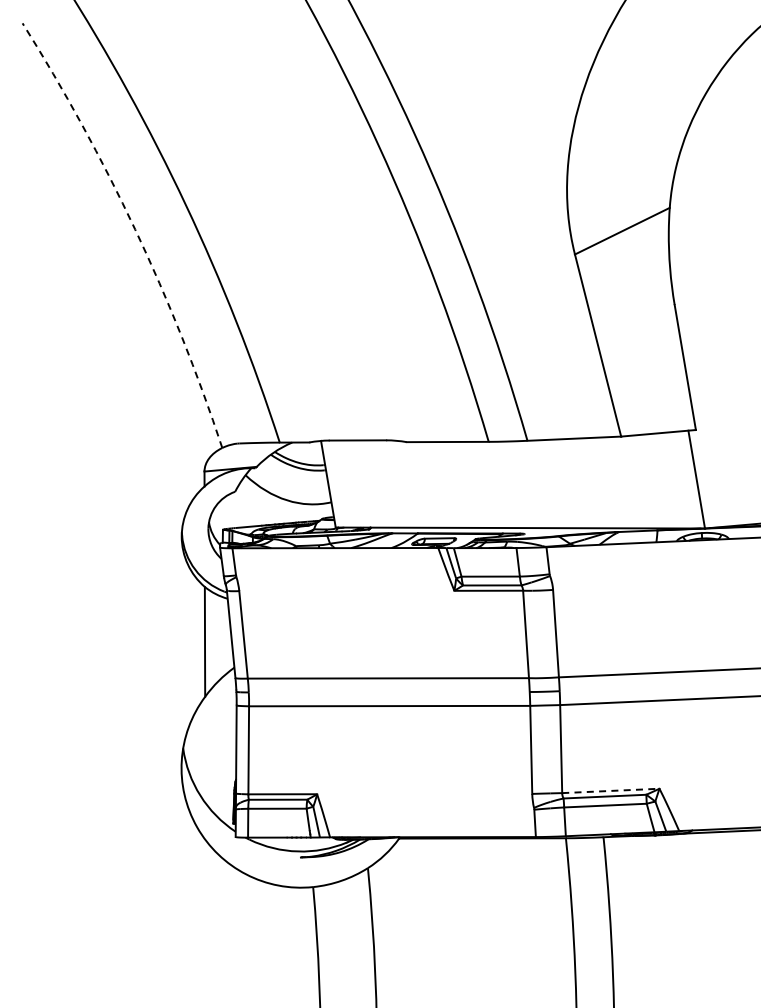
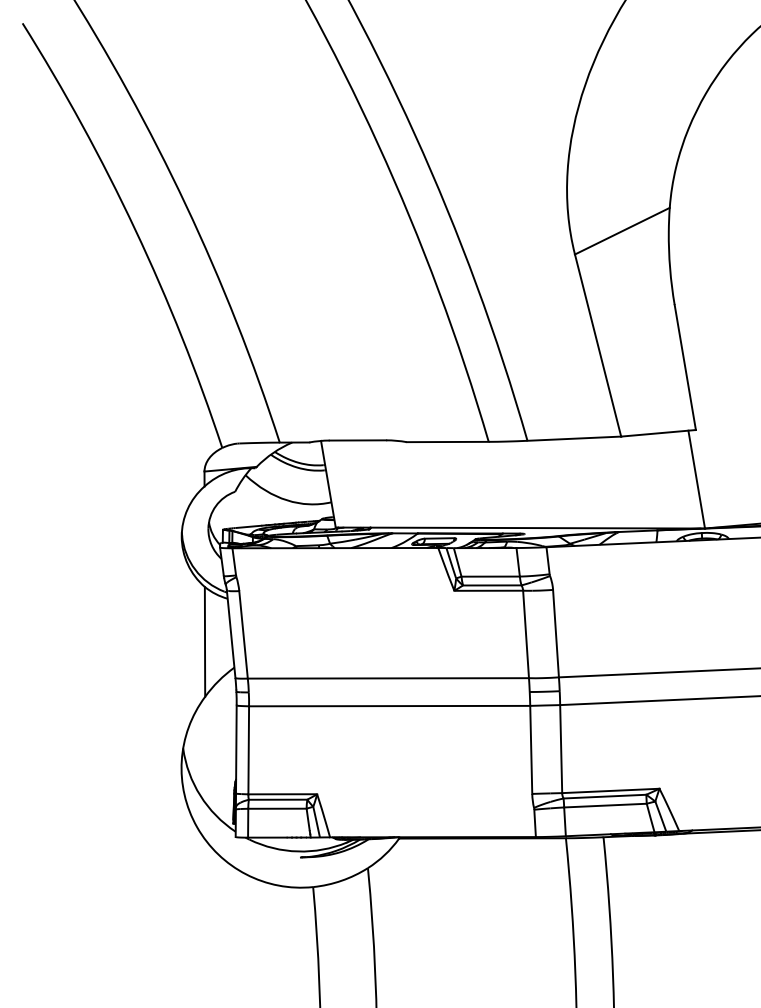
arc: dashed -> solid (135, 229)
line: dashed -> solid (610, 790)
